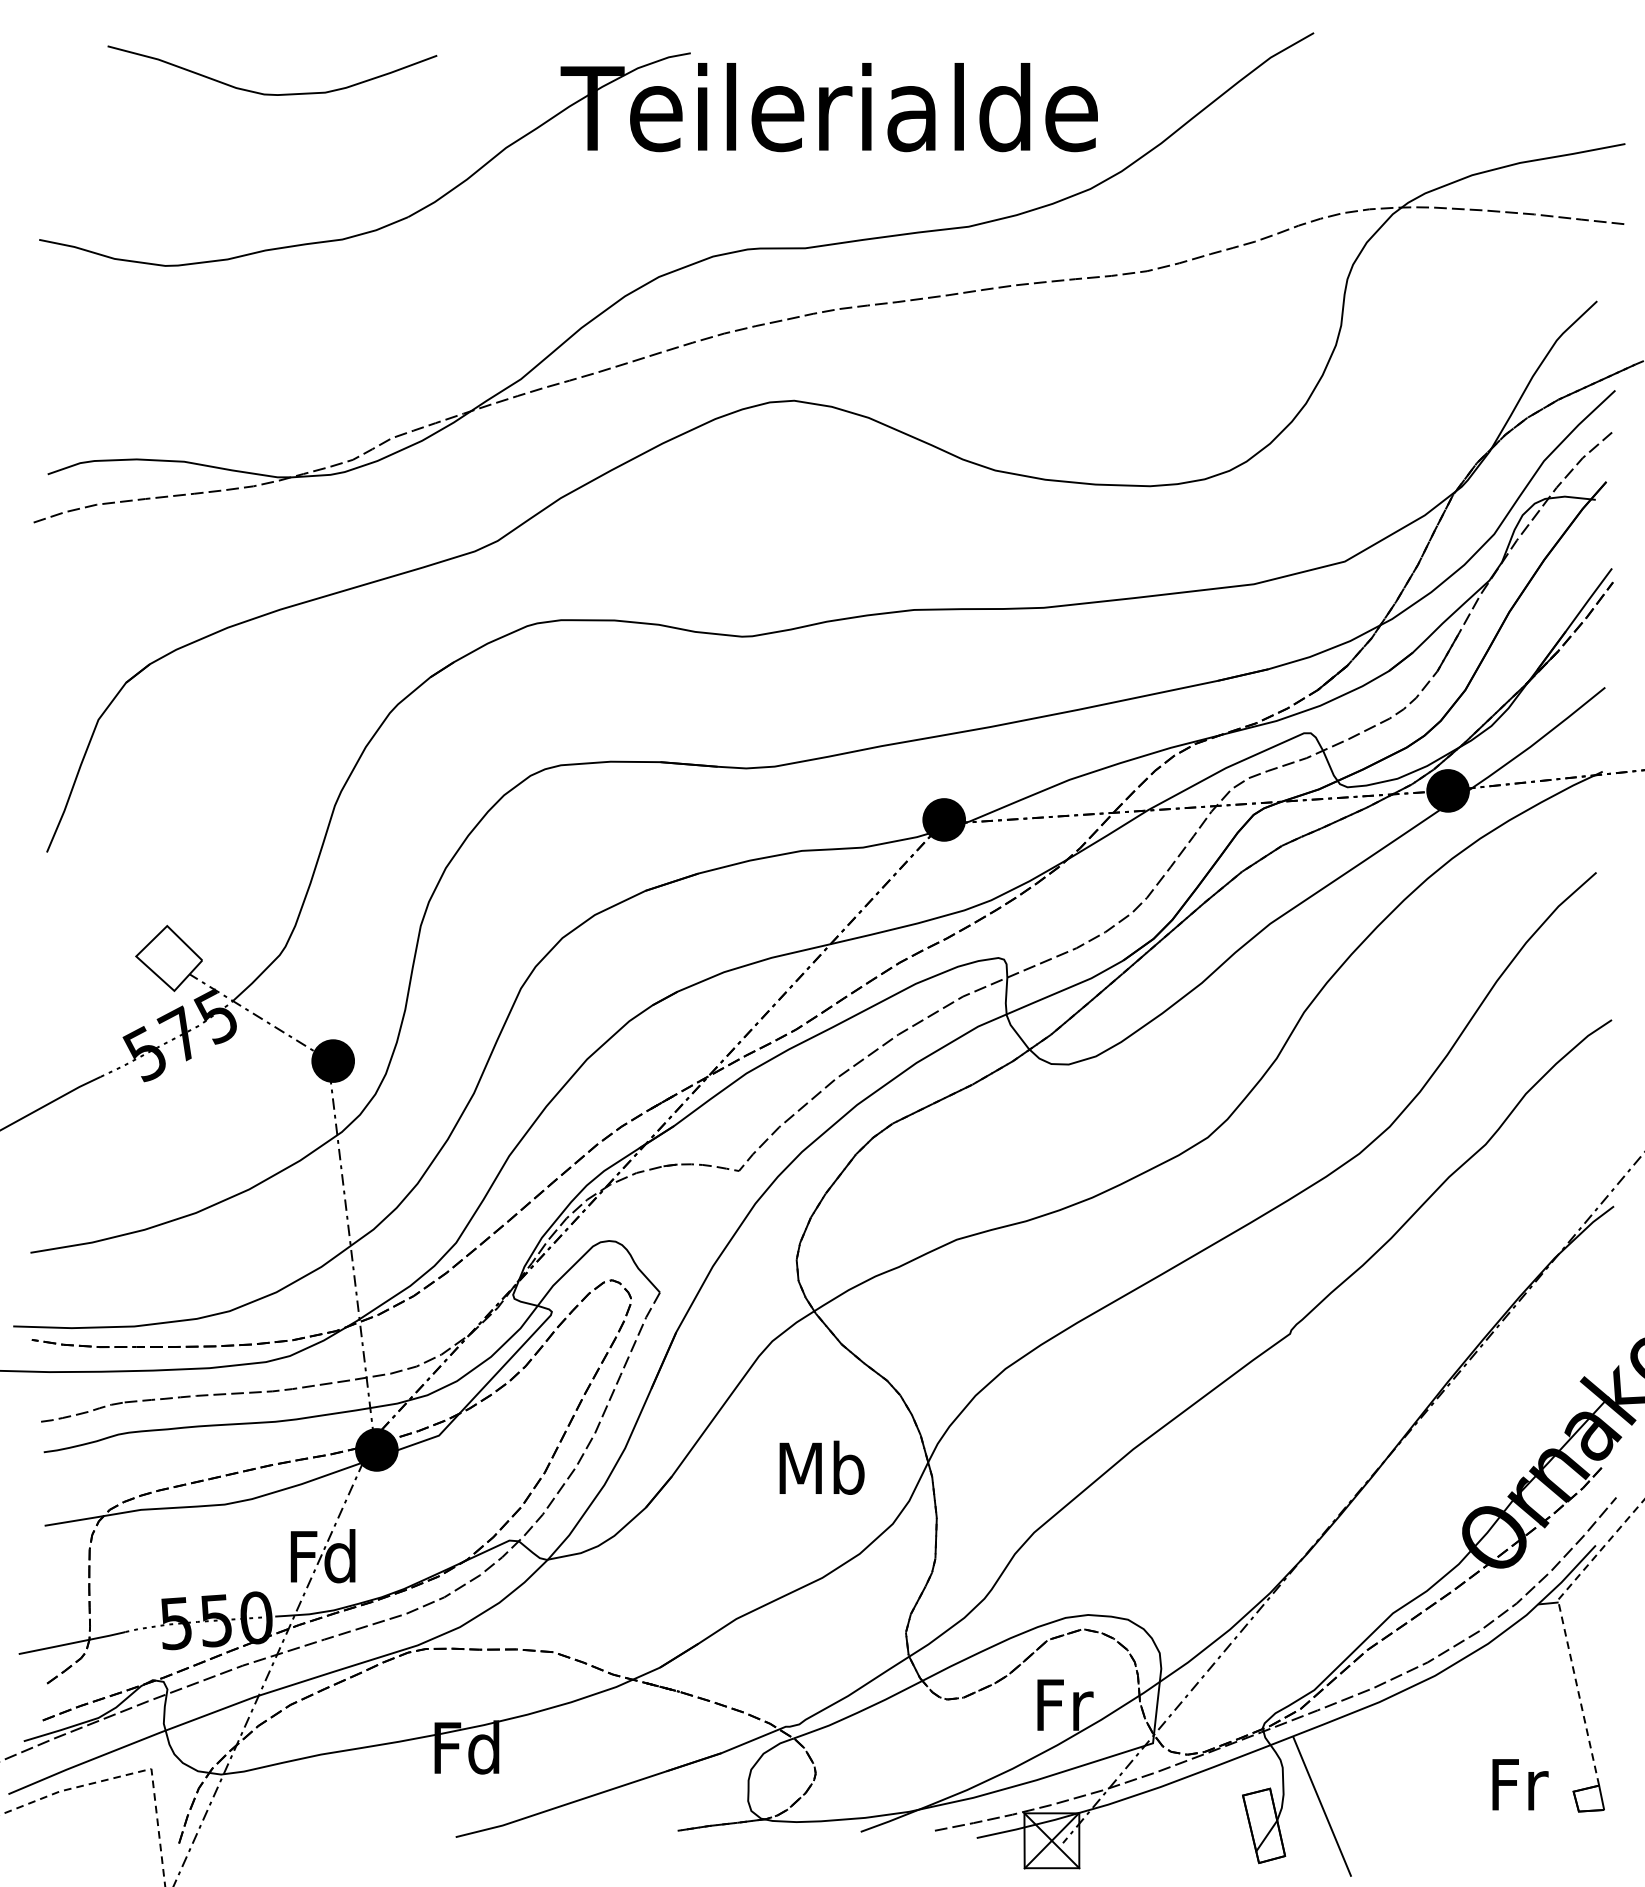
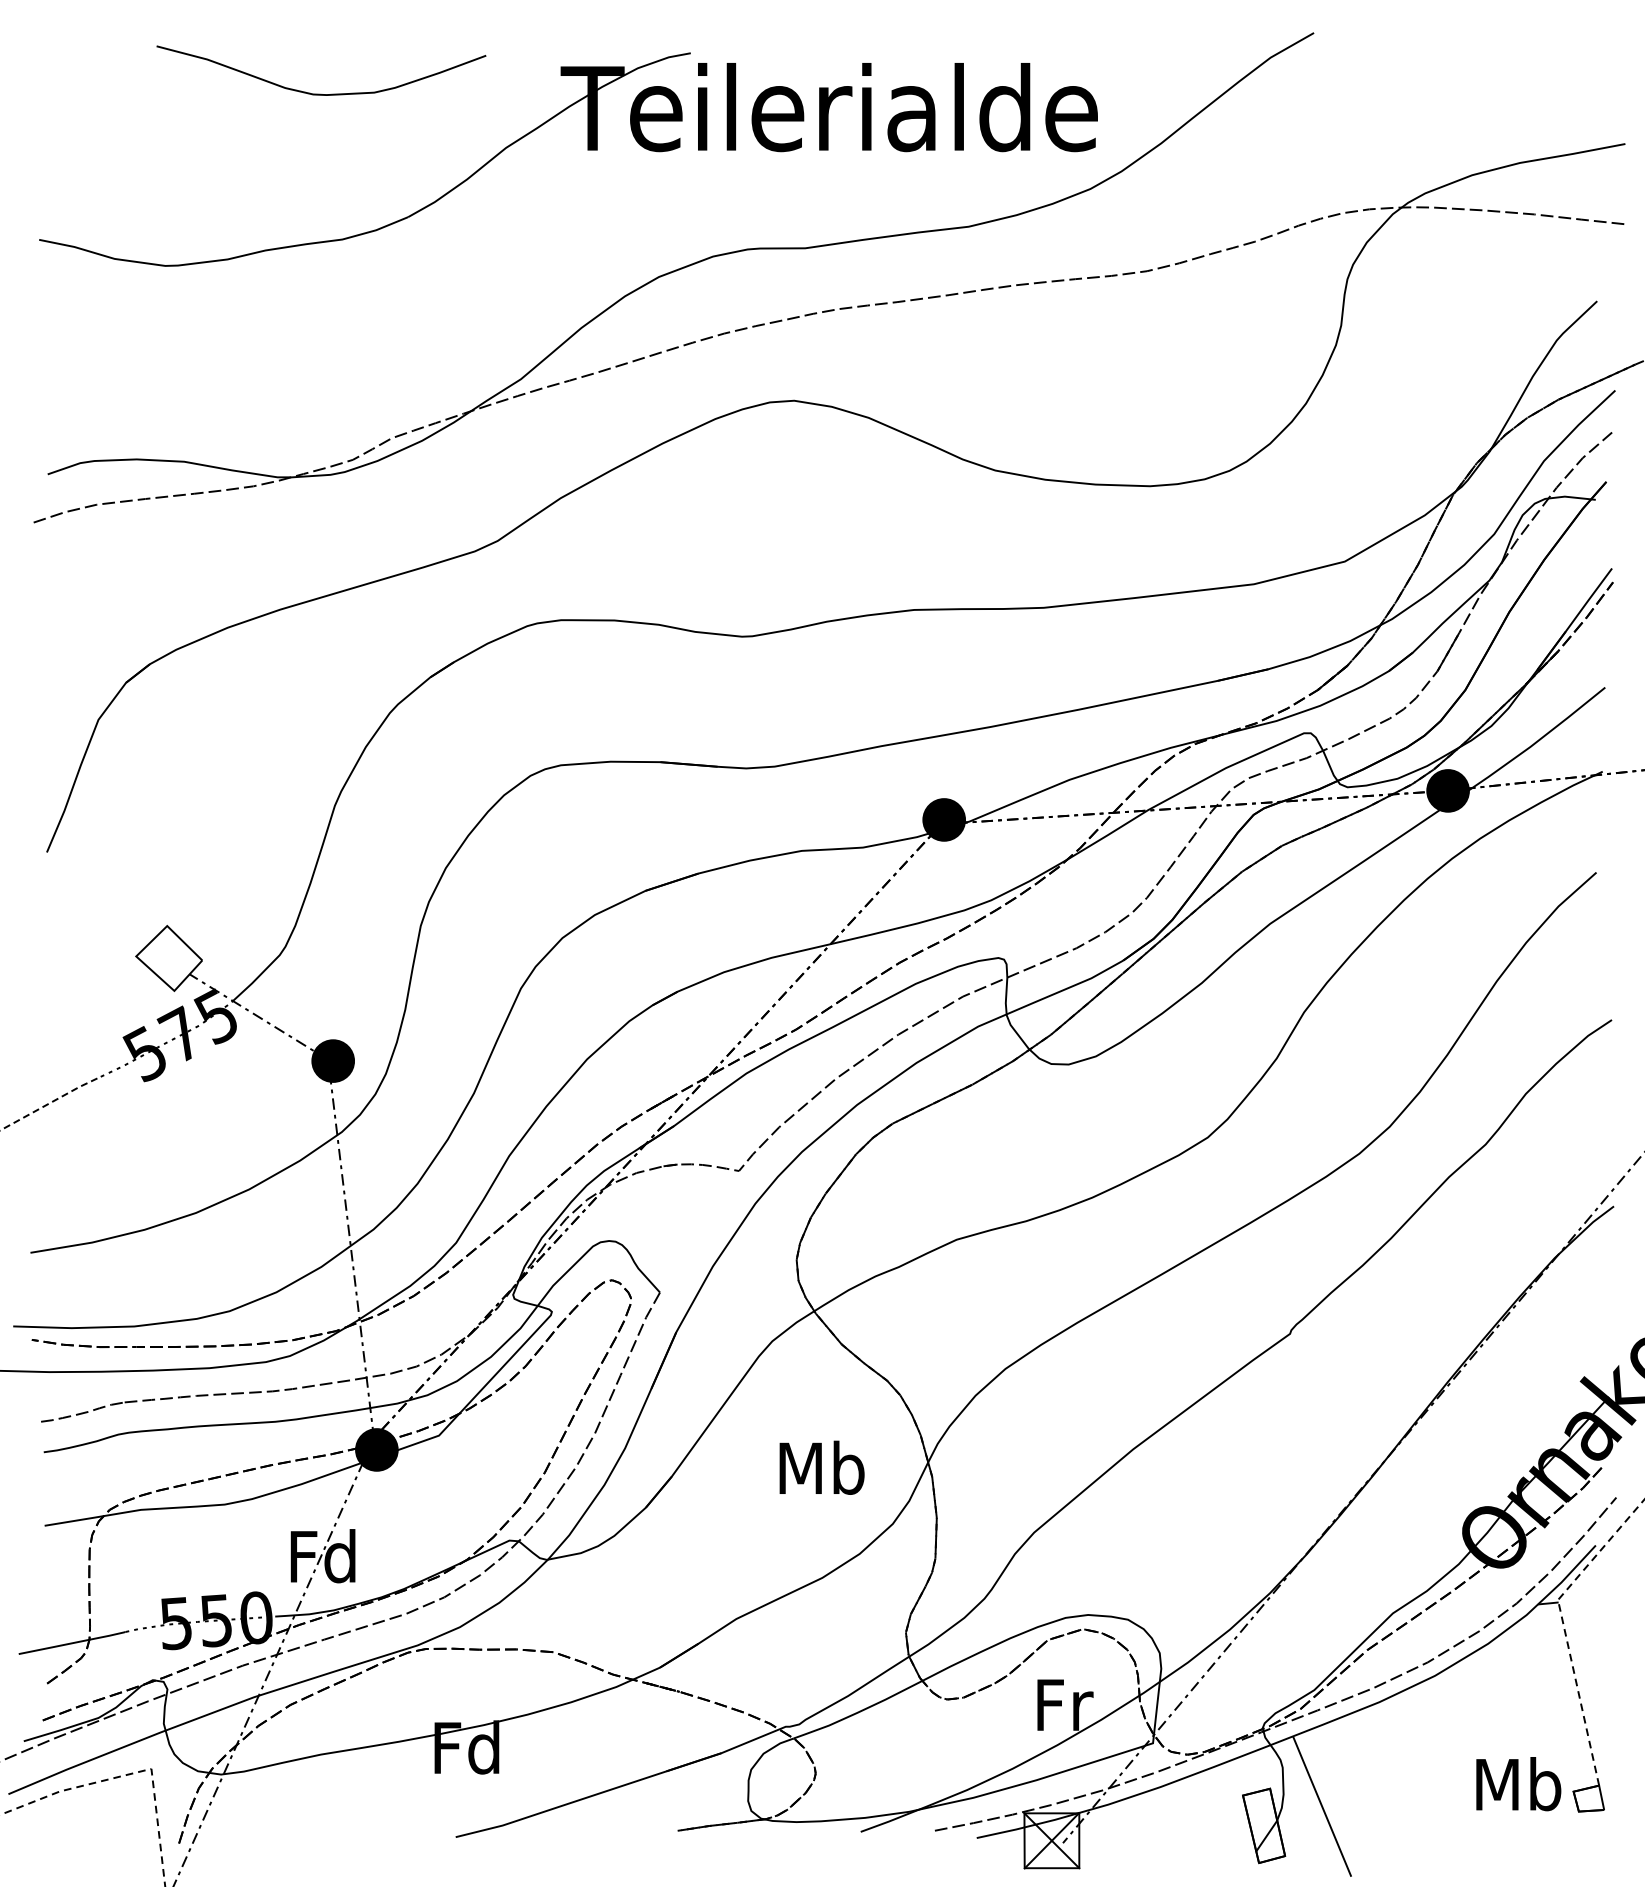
curve position: (272, 93) -> (321, 93) (321, 93)
line: solid -> dashed (50, 1102)
text: Fr -> Mb (1518, 1784)
